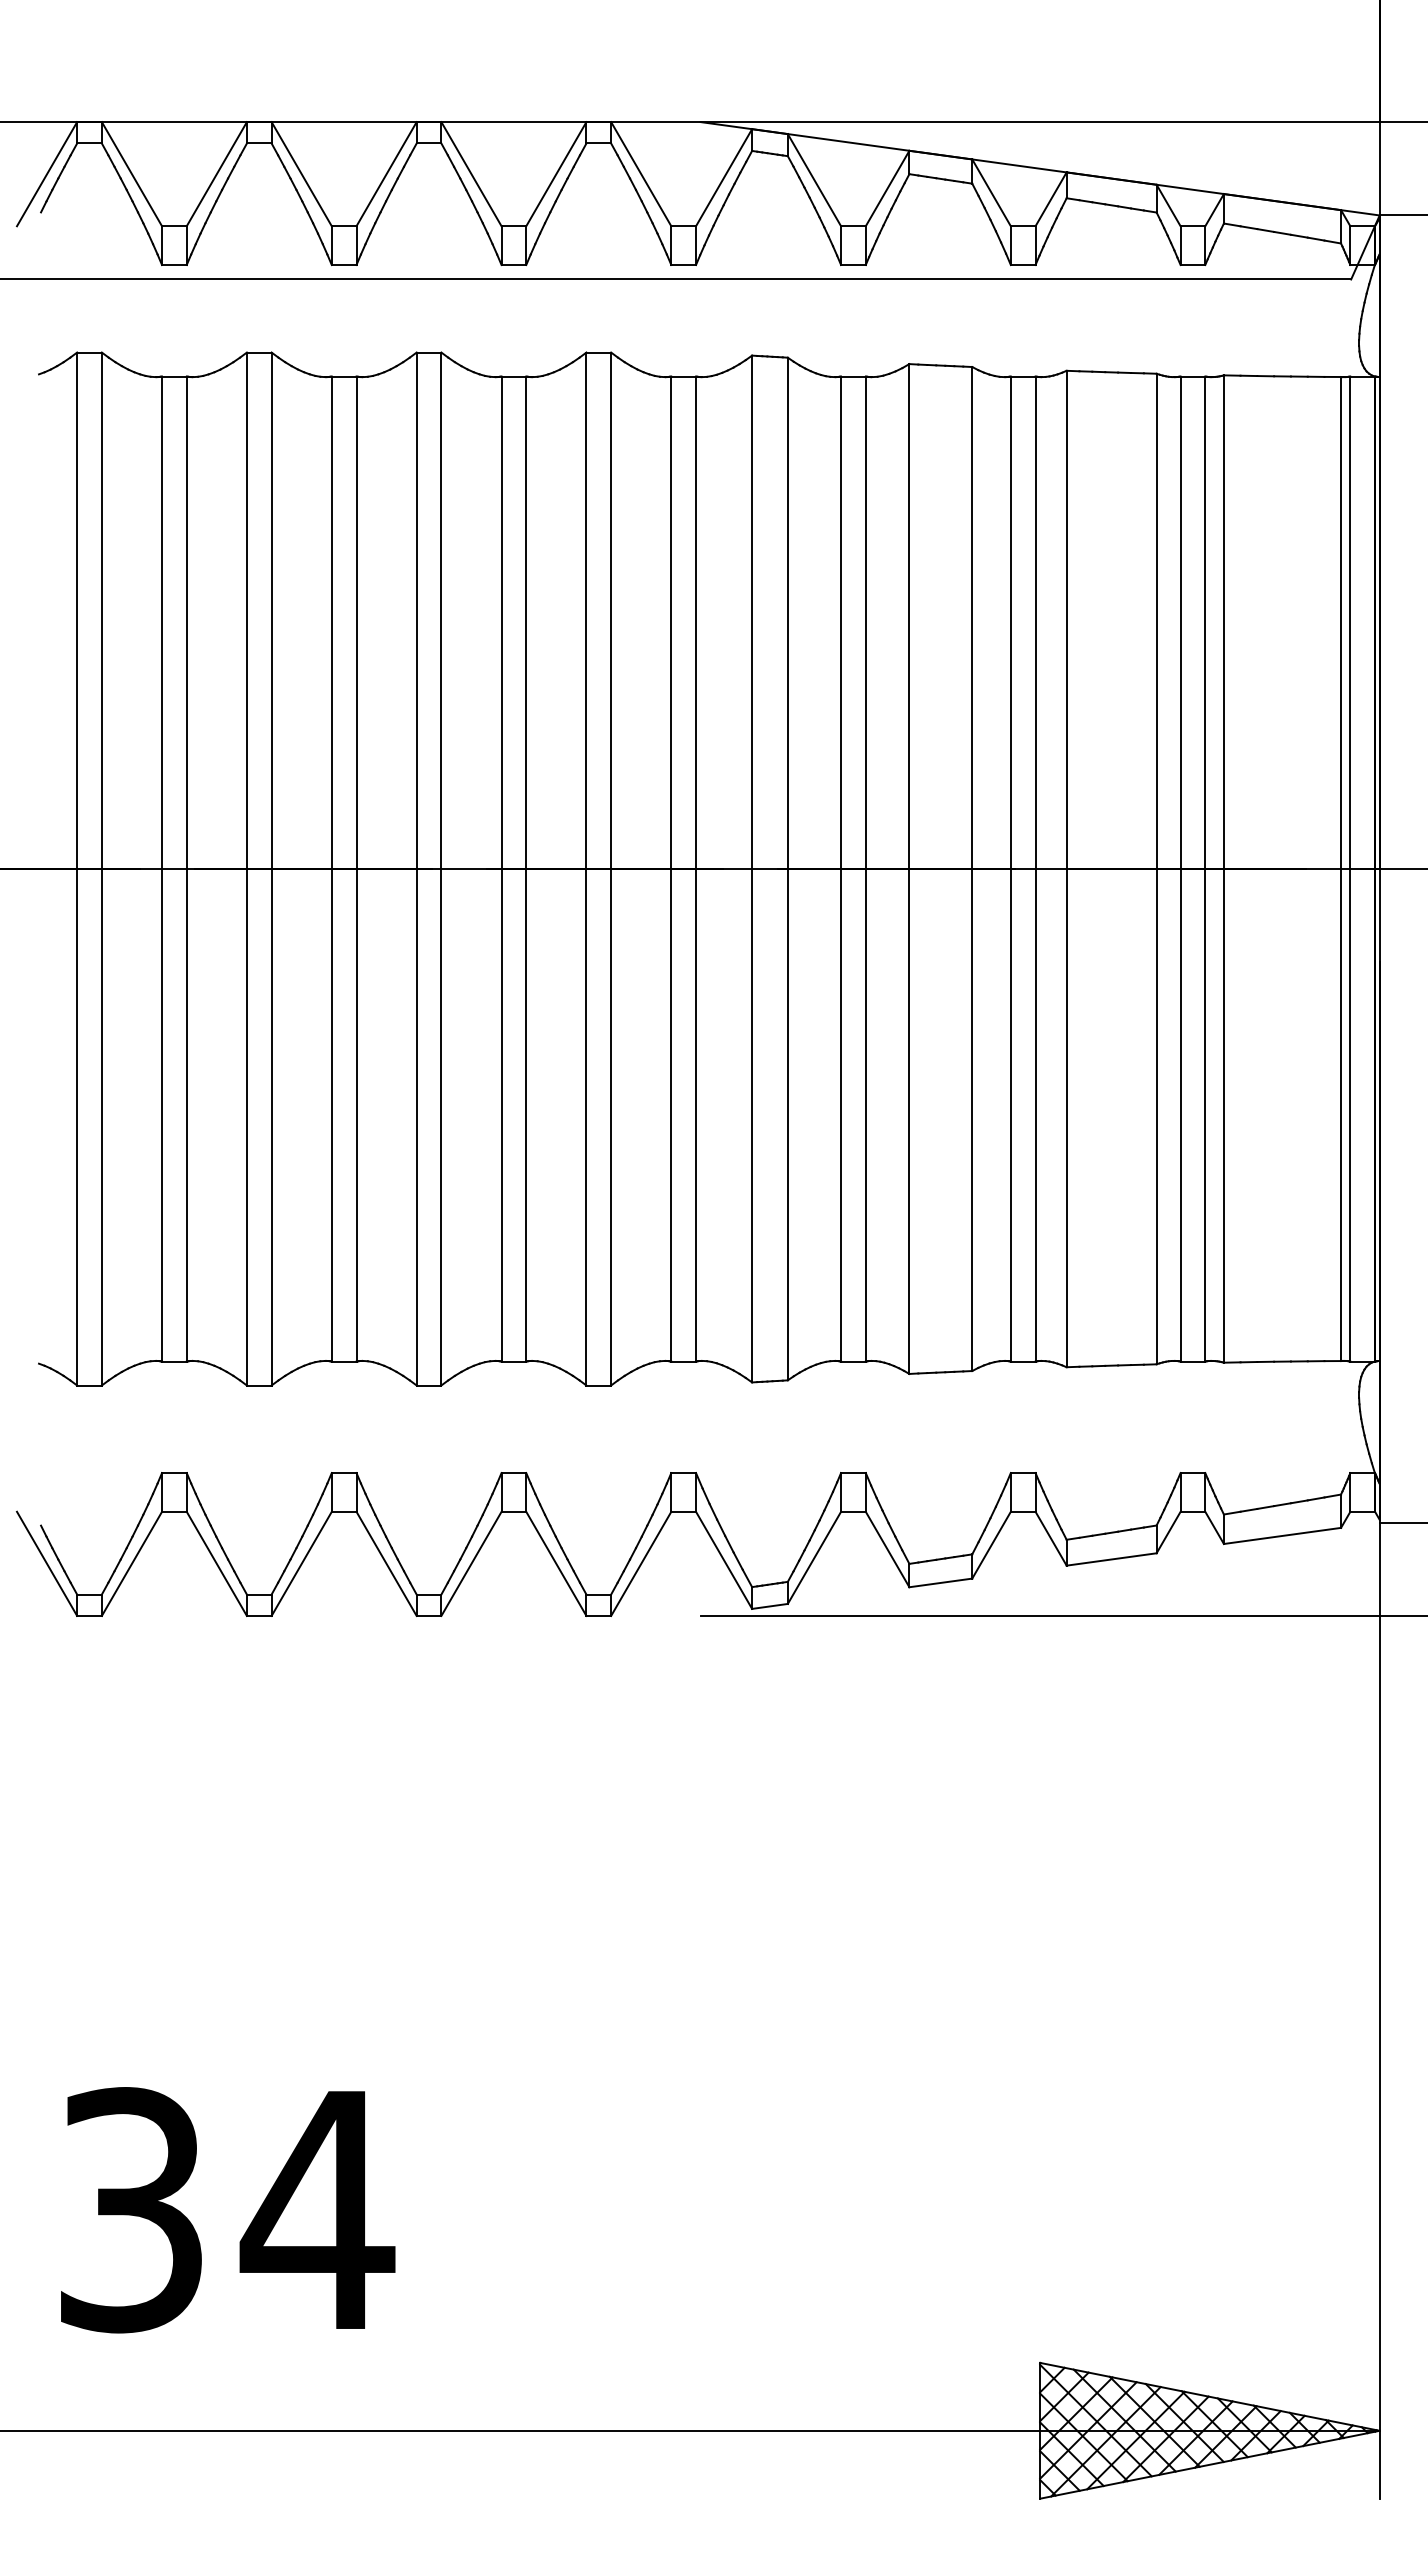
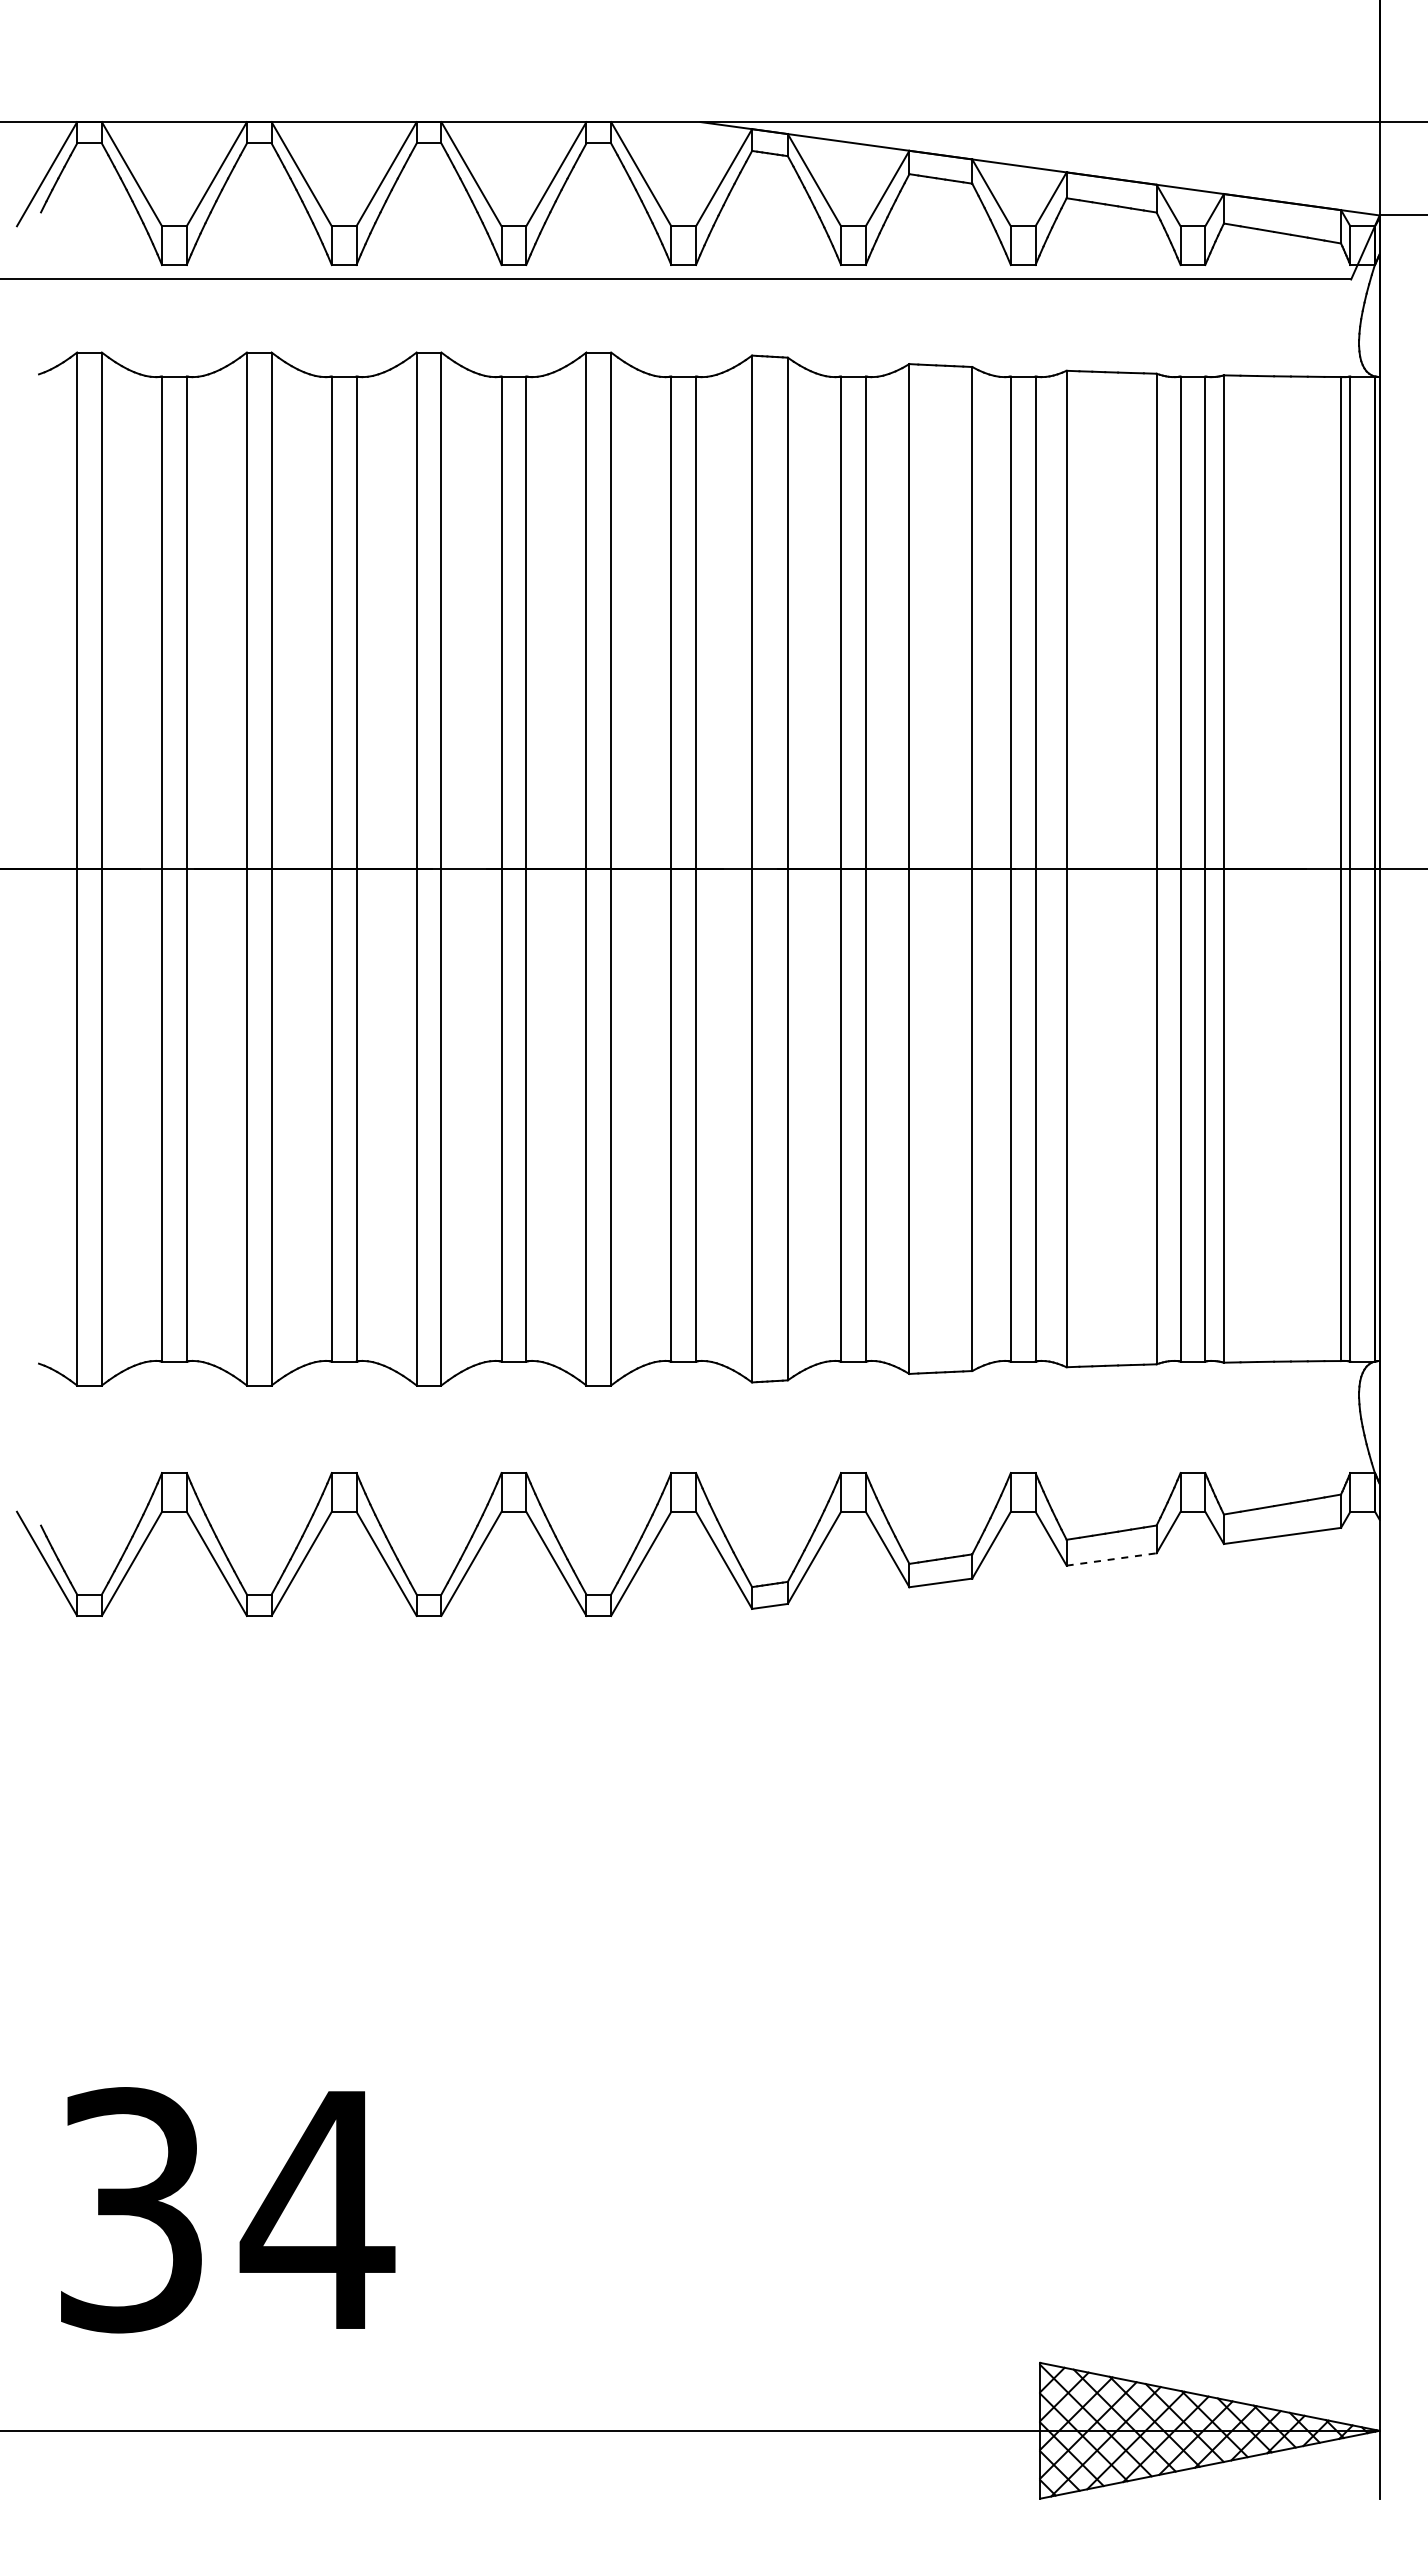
line: present -> none (1401, 1522)
line: solid -> dashed (1112, 1559)
line: present -> none (1062, 1615)
